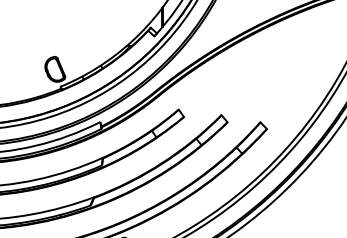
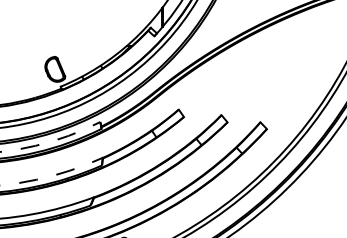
arc: solid -> dashed (51, 141)
arc: solid -> dashed (52, 175)
